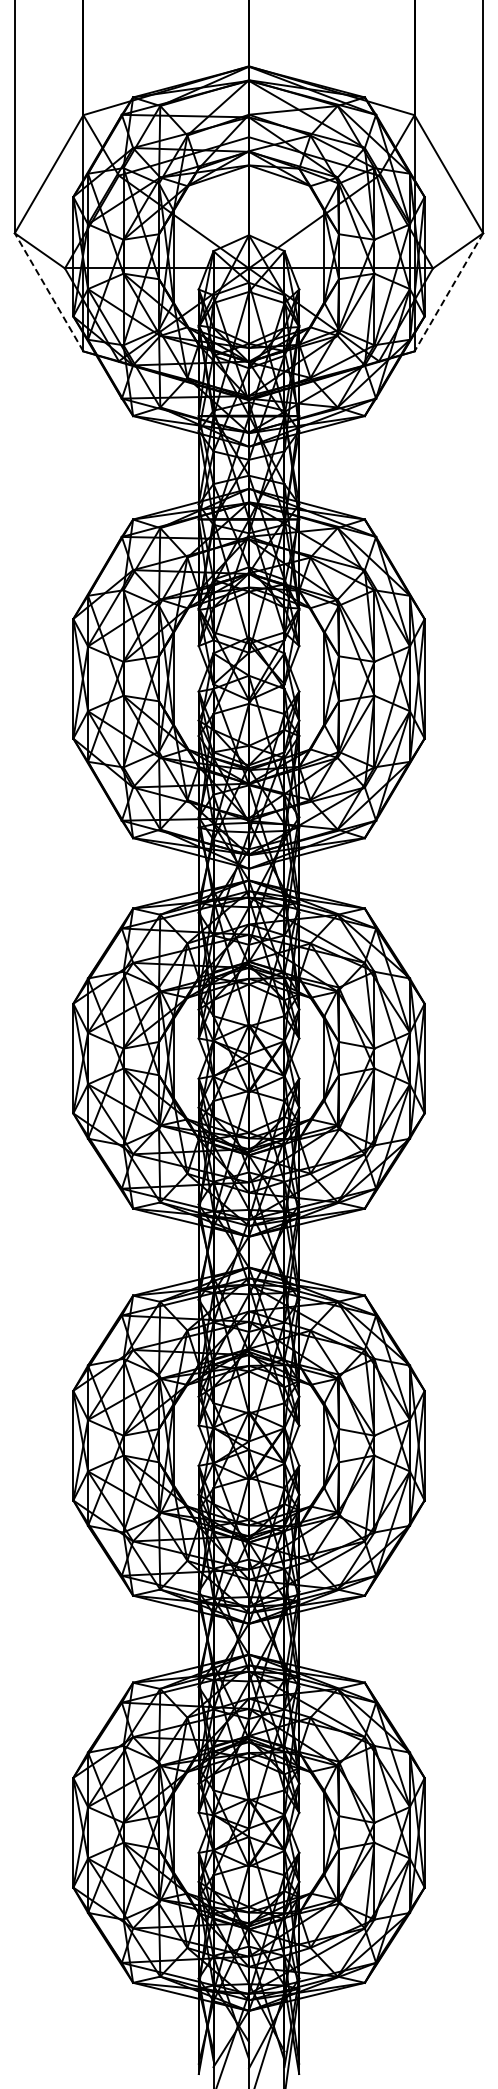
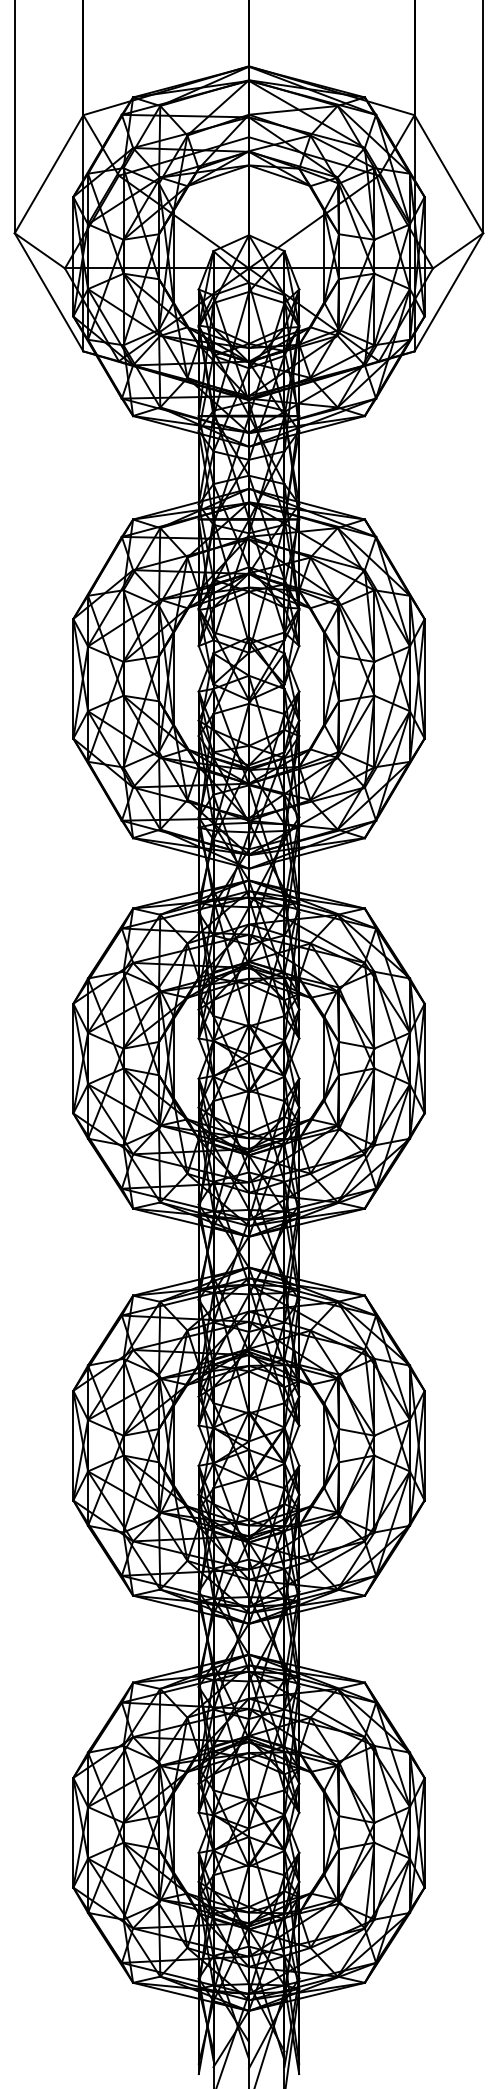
line: dashed -> solid (48, 291)
line: dashed -> solid (448, 292)
